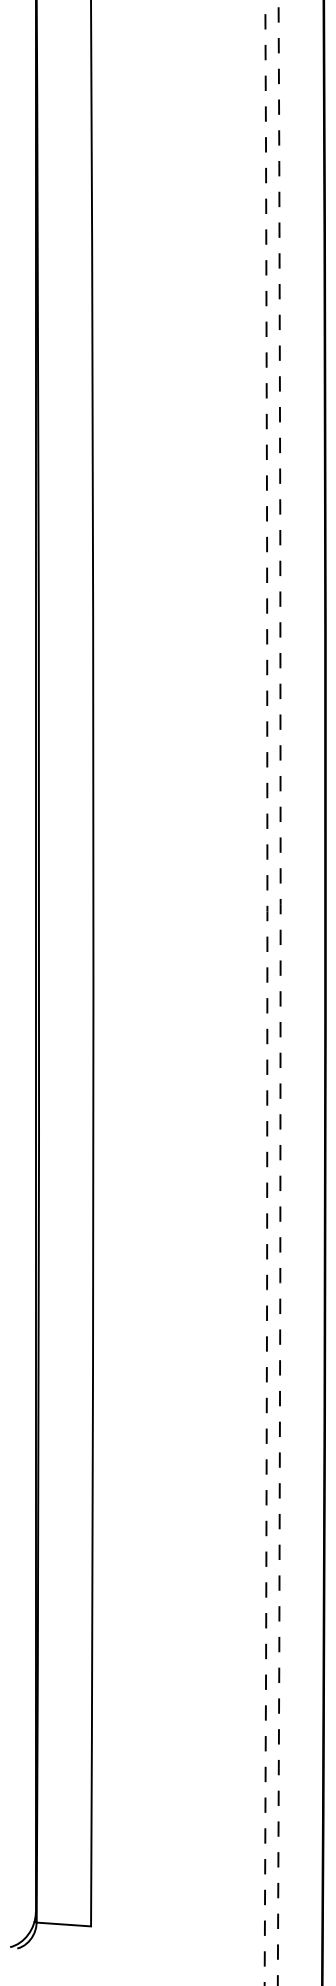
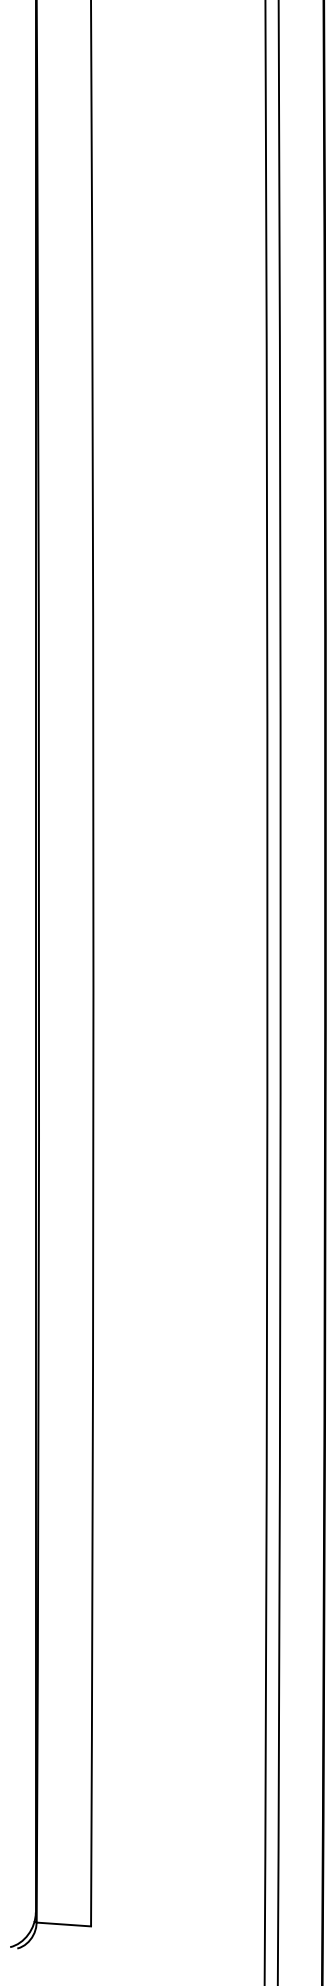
arc: dashed -> solid (280, 991)
arc: dashed -> solid (267, 992)
